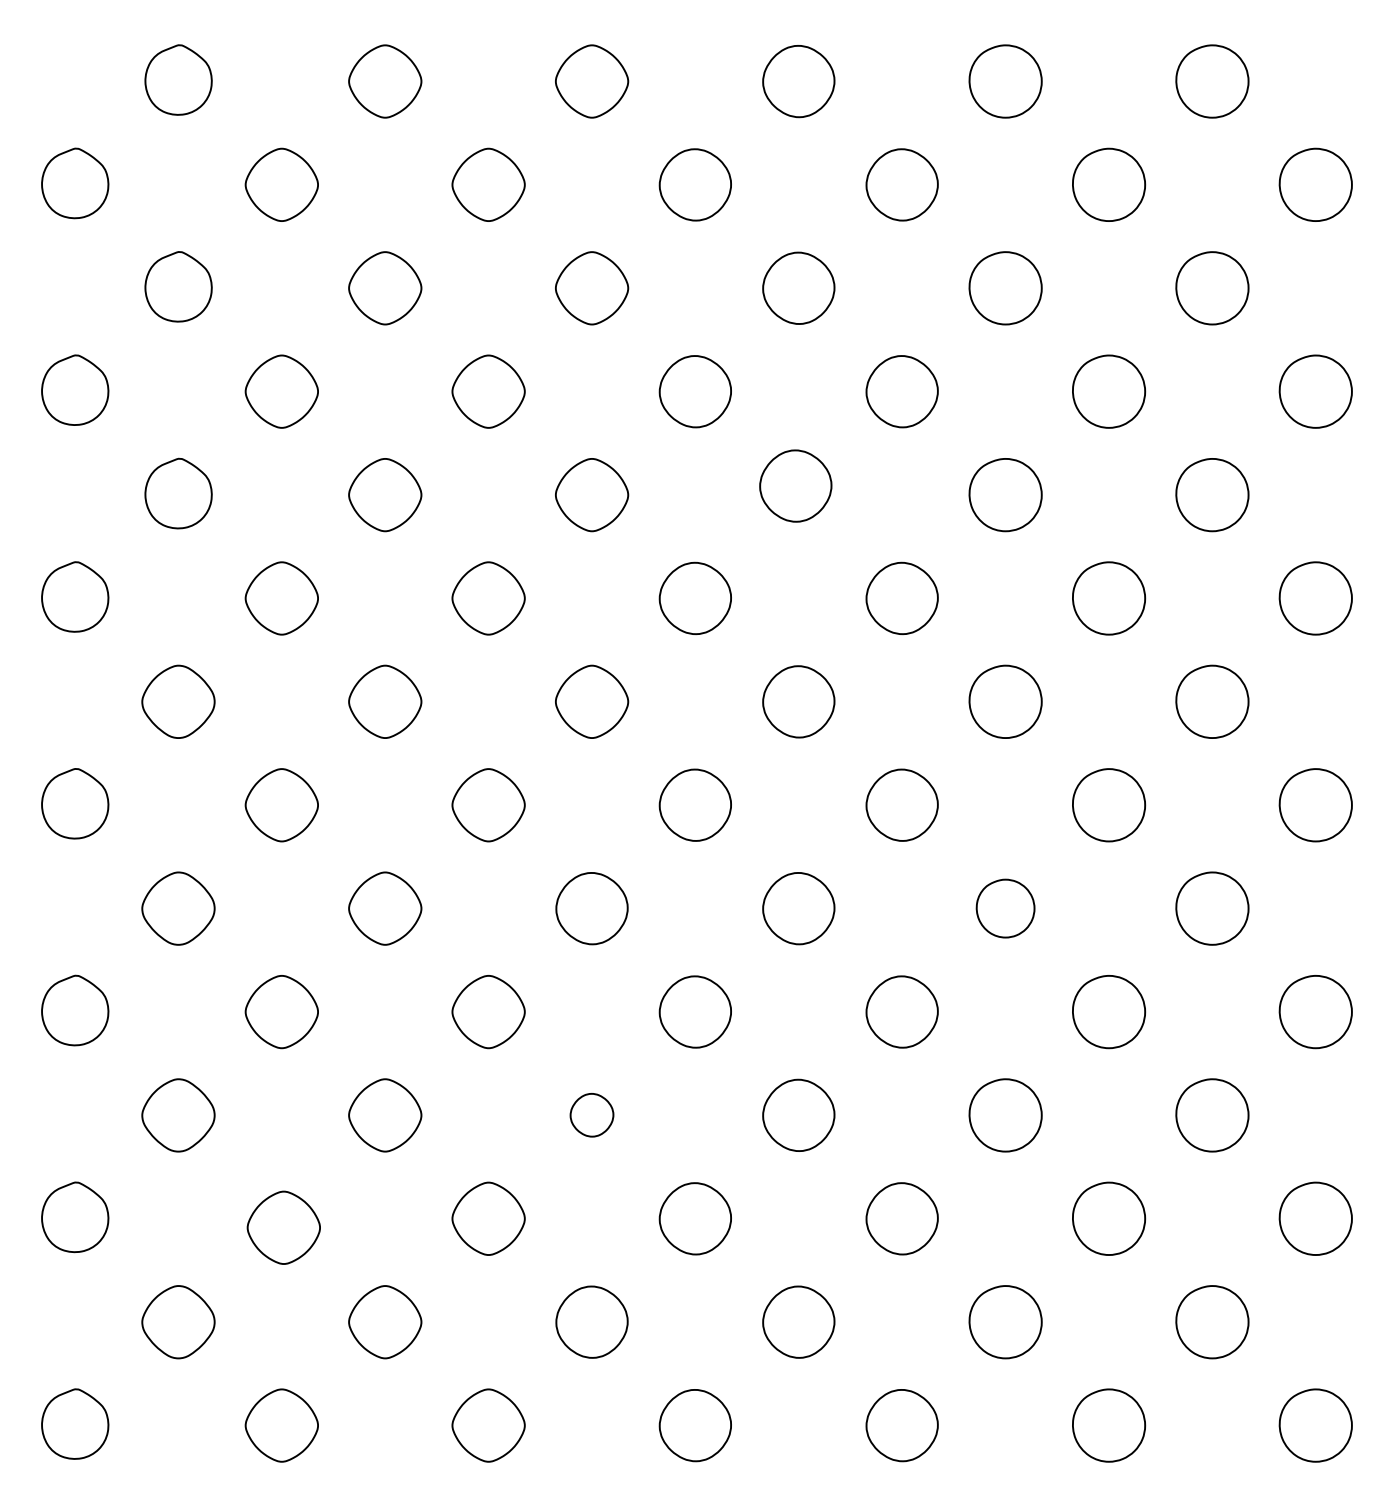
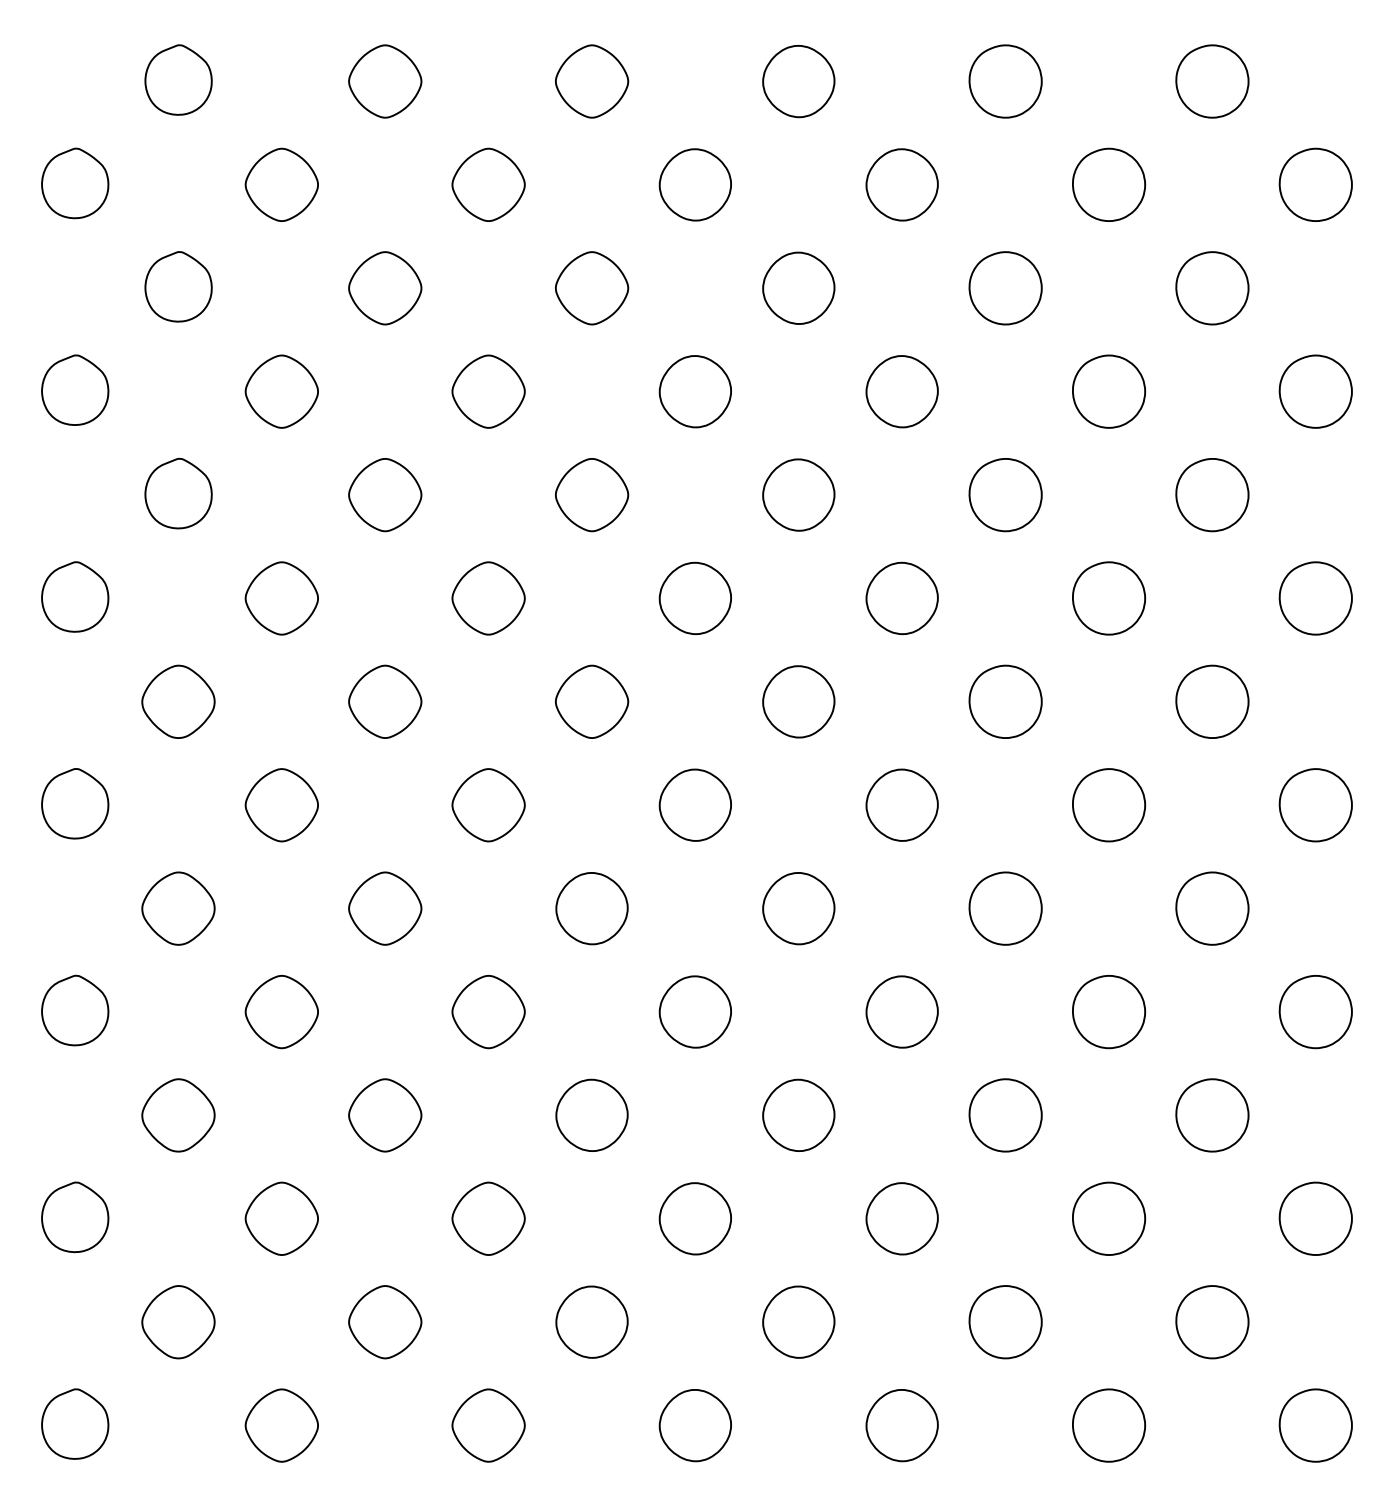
part position: (795, 485) -> (798, 494) (798, 494)
part size: 61x61 px -> 75x75 px (1005, 908)
part size: 46x45 px -> 74x74 px (591, 1114)
part position: (283, 1227) -> (281, 1218) (281, 1218)
